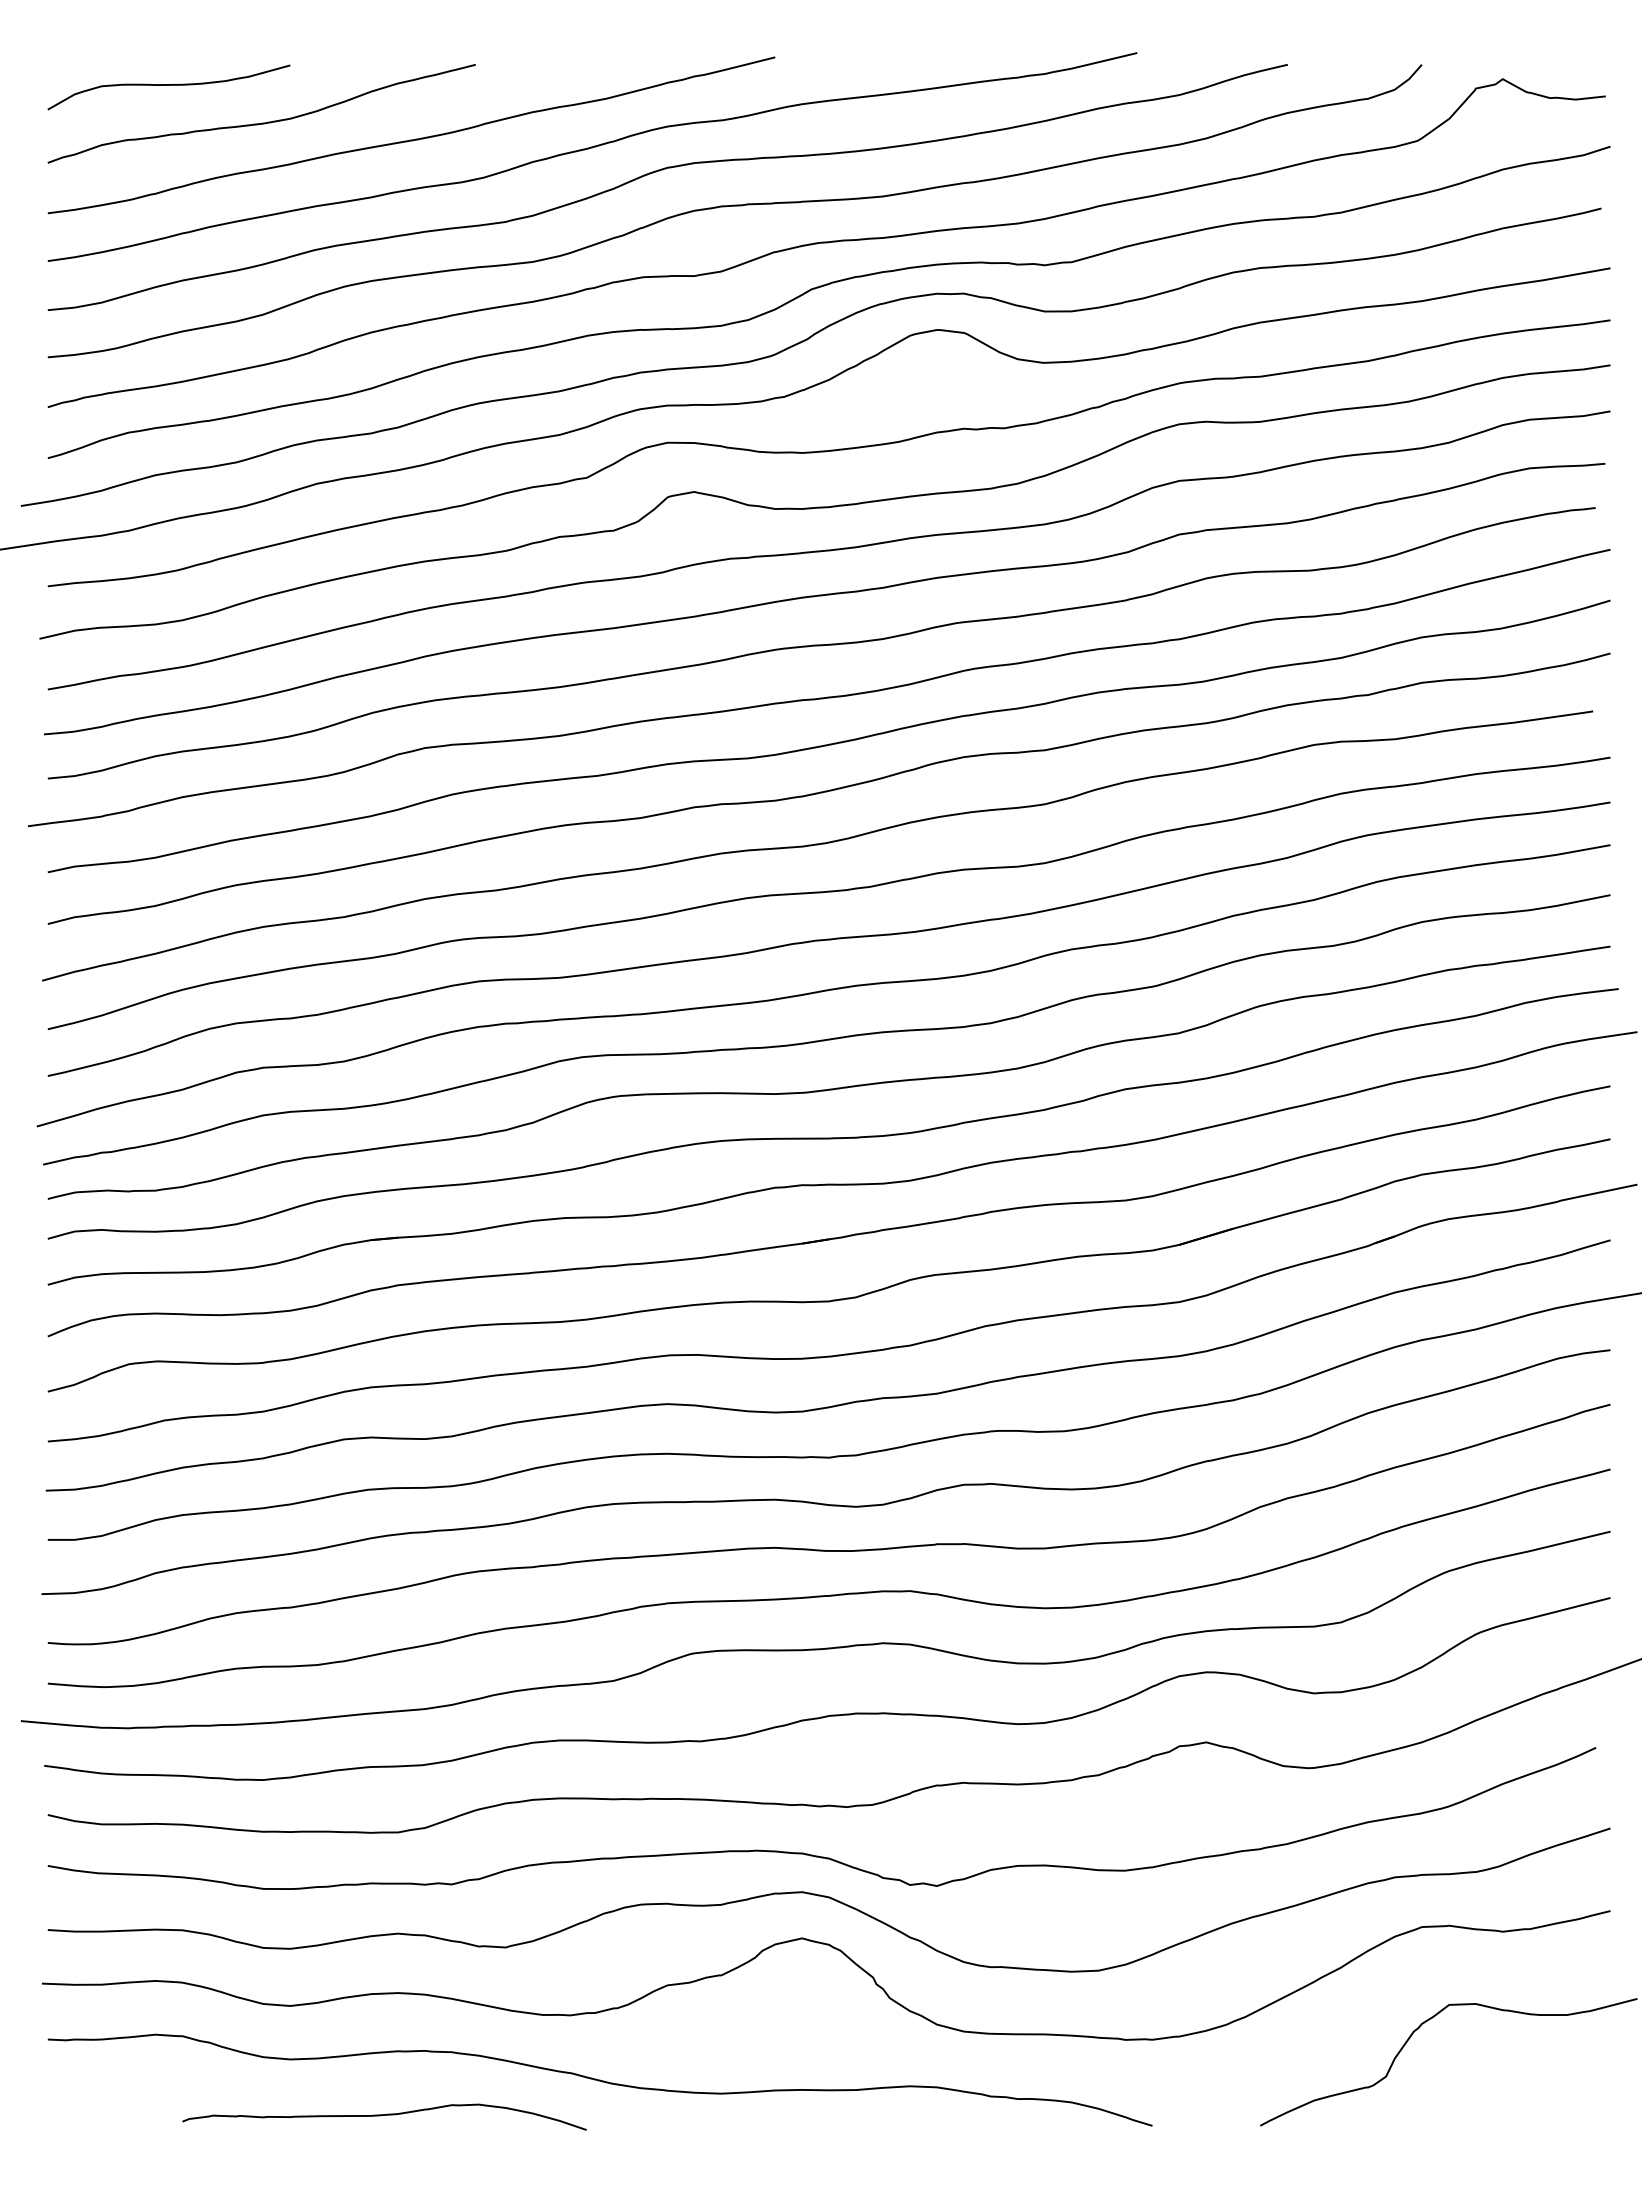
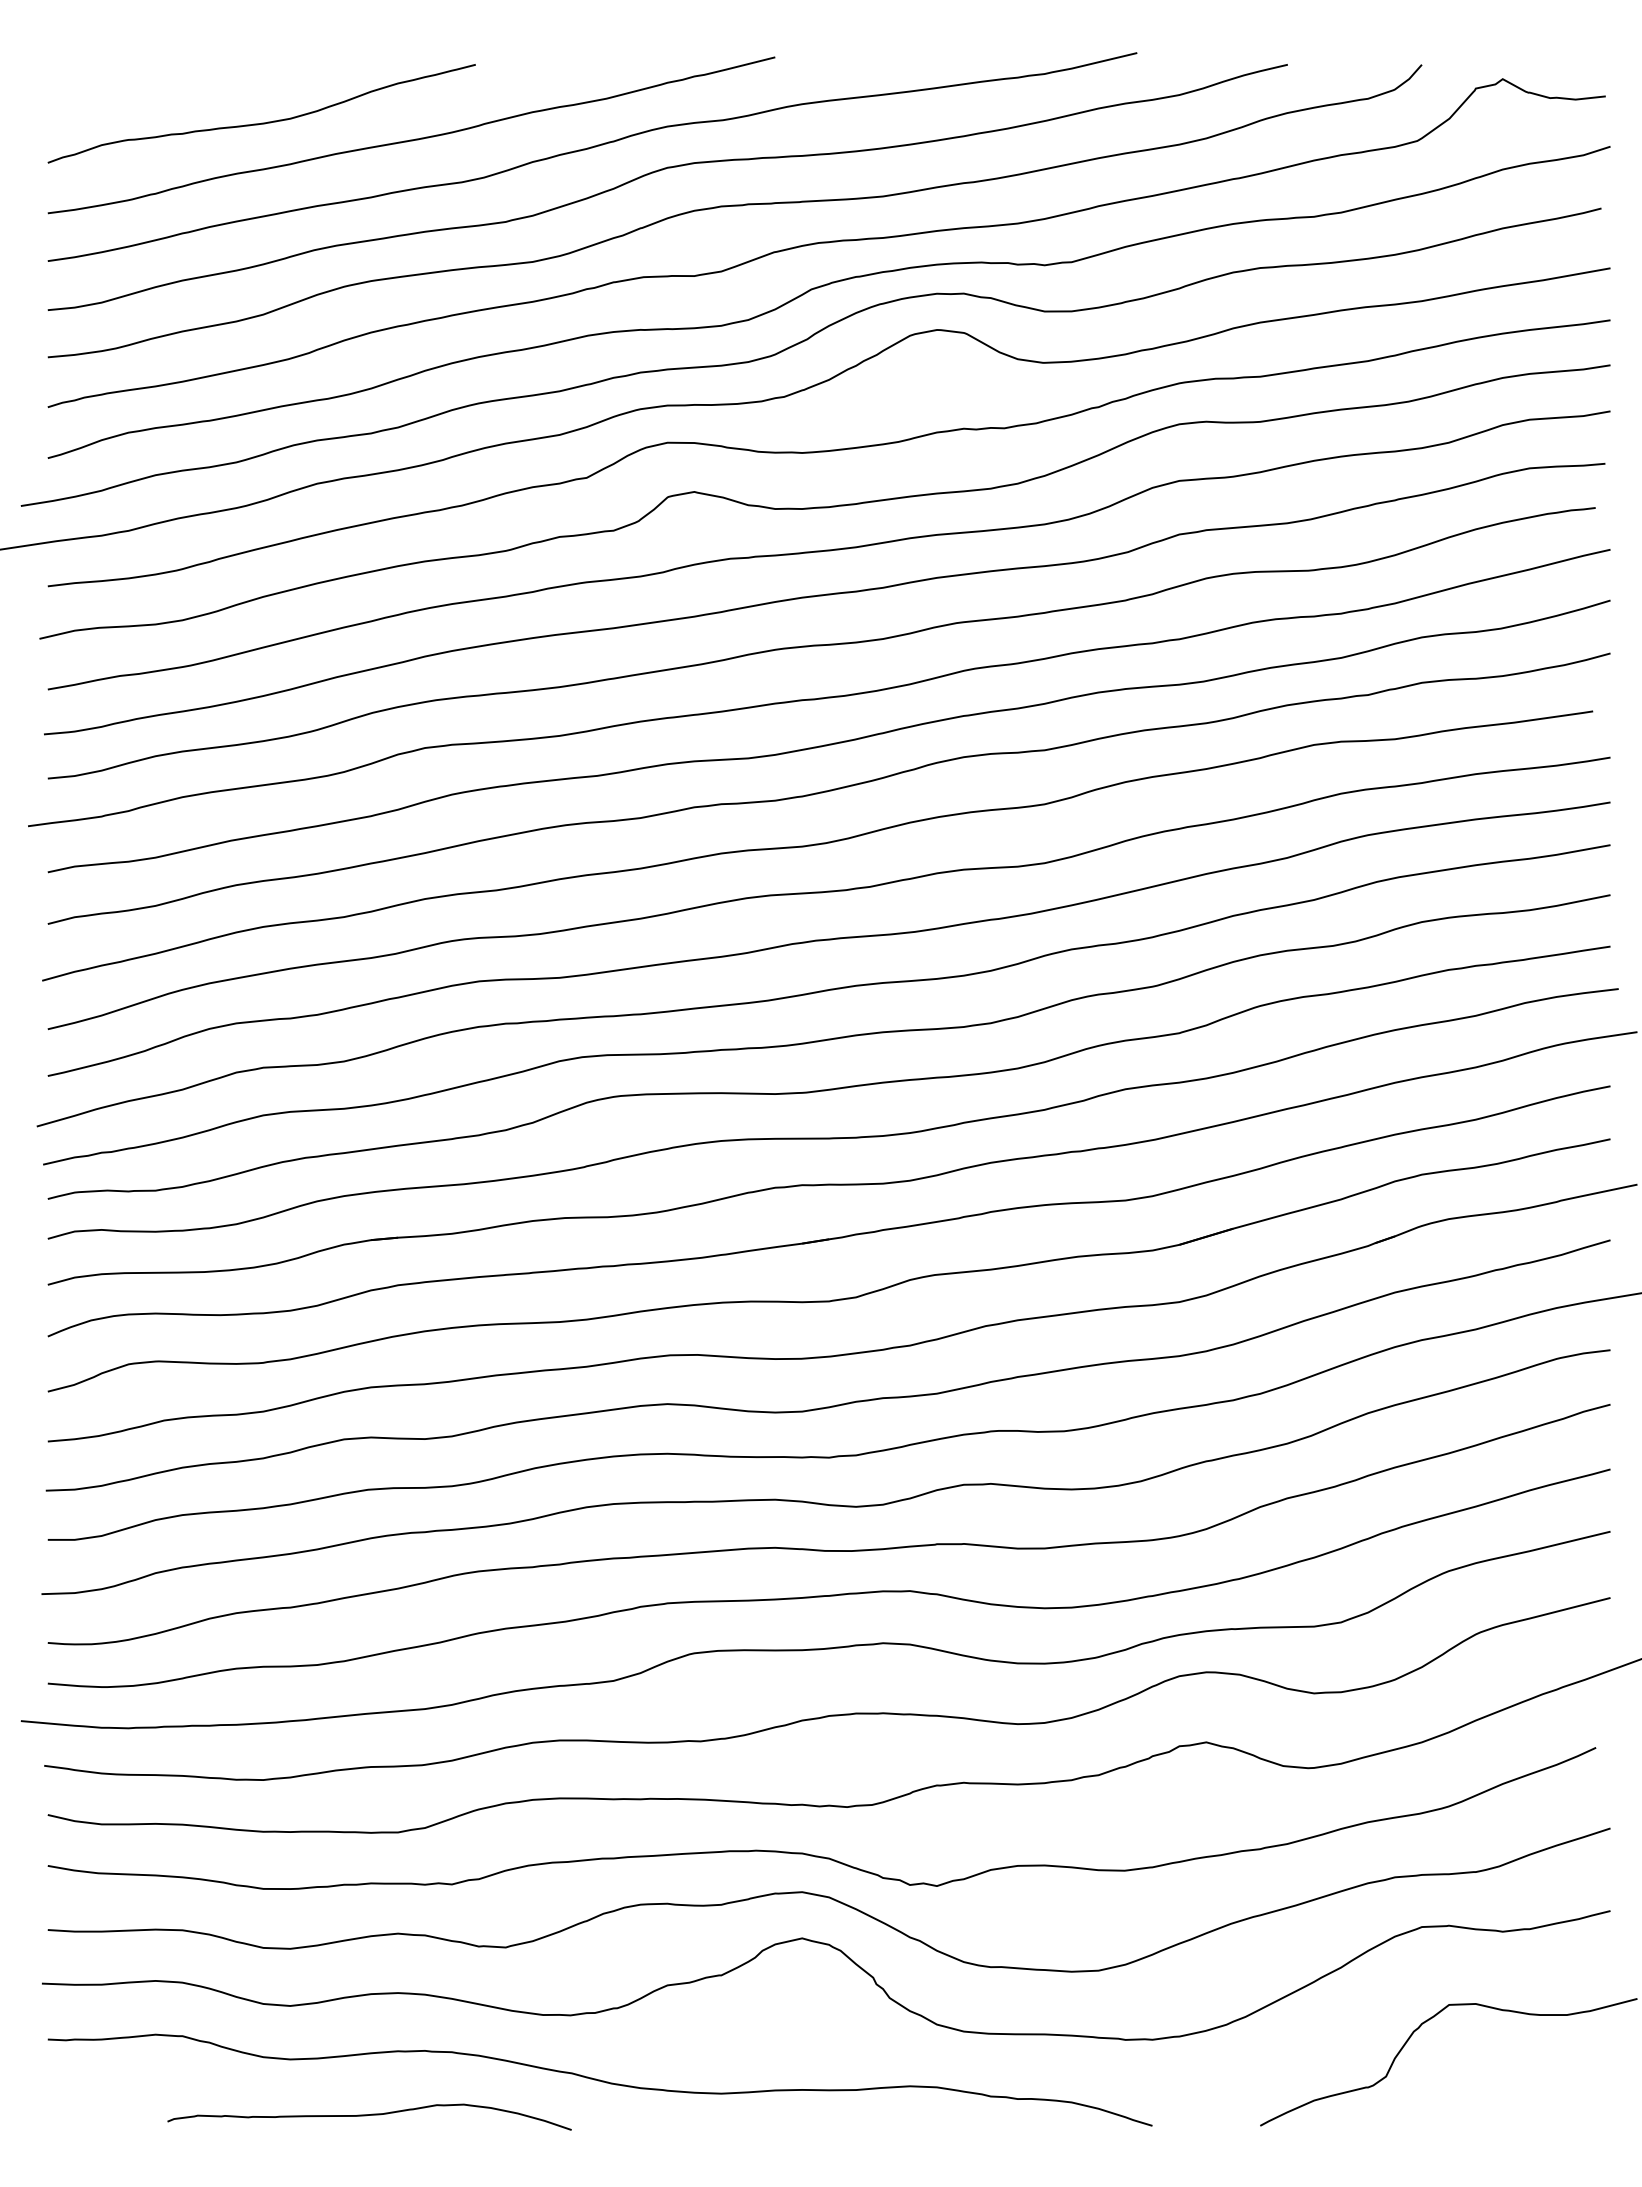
curve: present -> none (168, 85)
curve position: (384, 2115) -> (369, 2115) (369, 2115)
